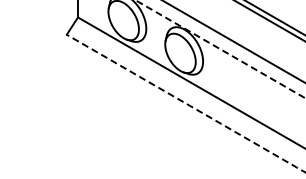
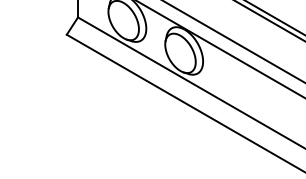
line: dashed -> solid (220, 49)
line: dashed -> solid (186, 103)
